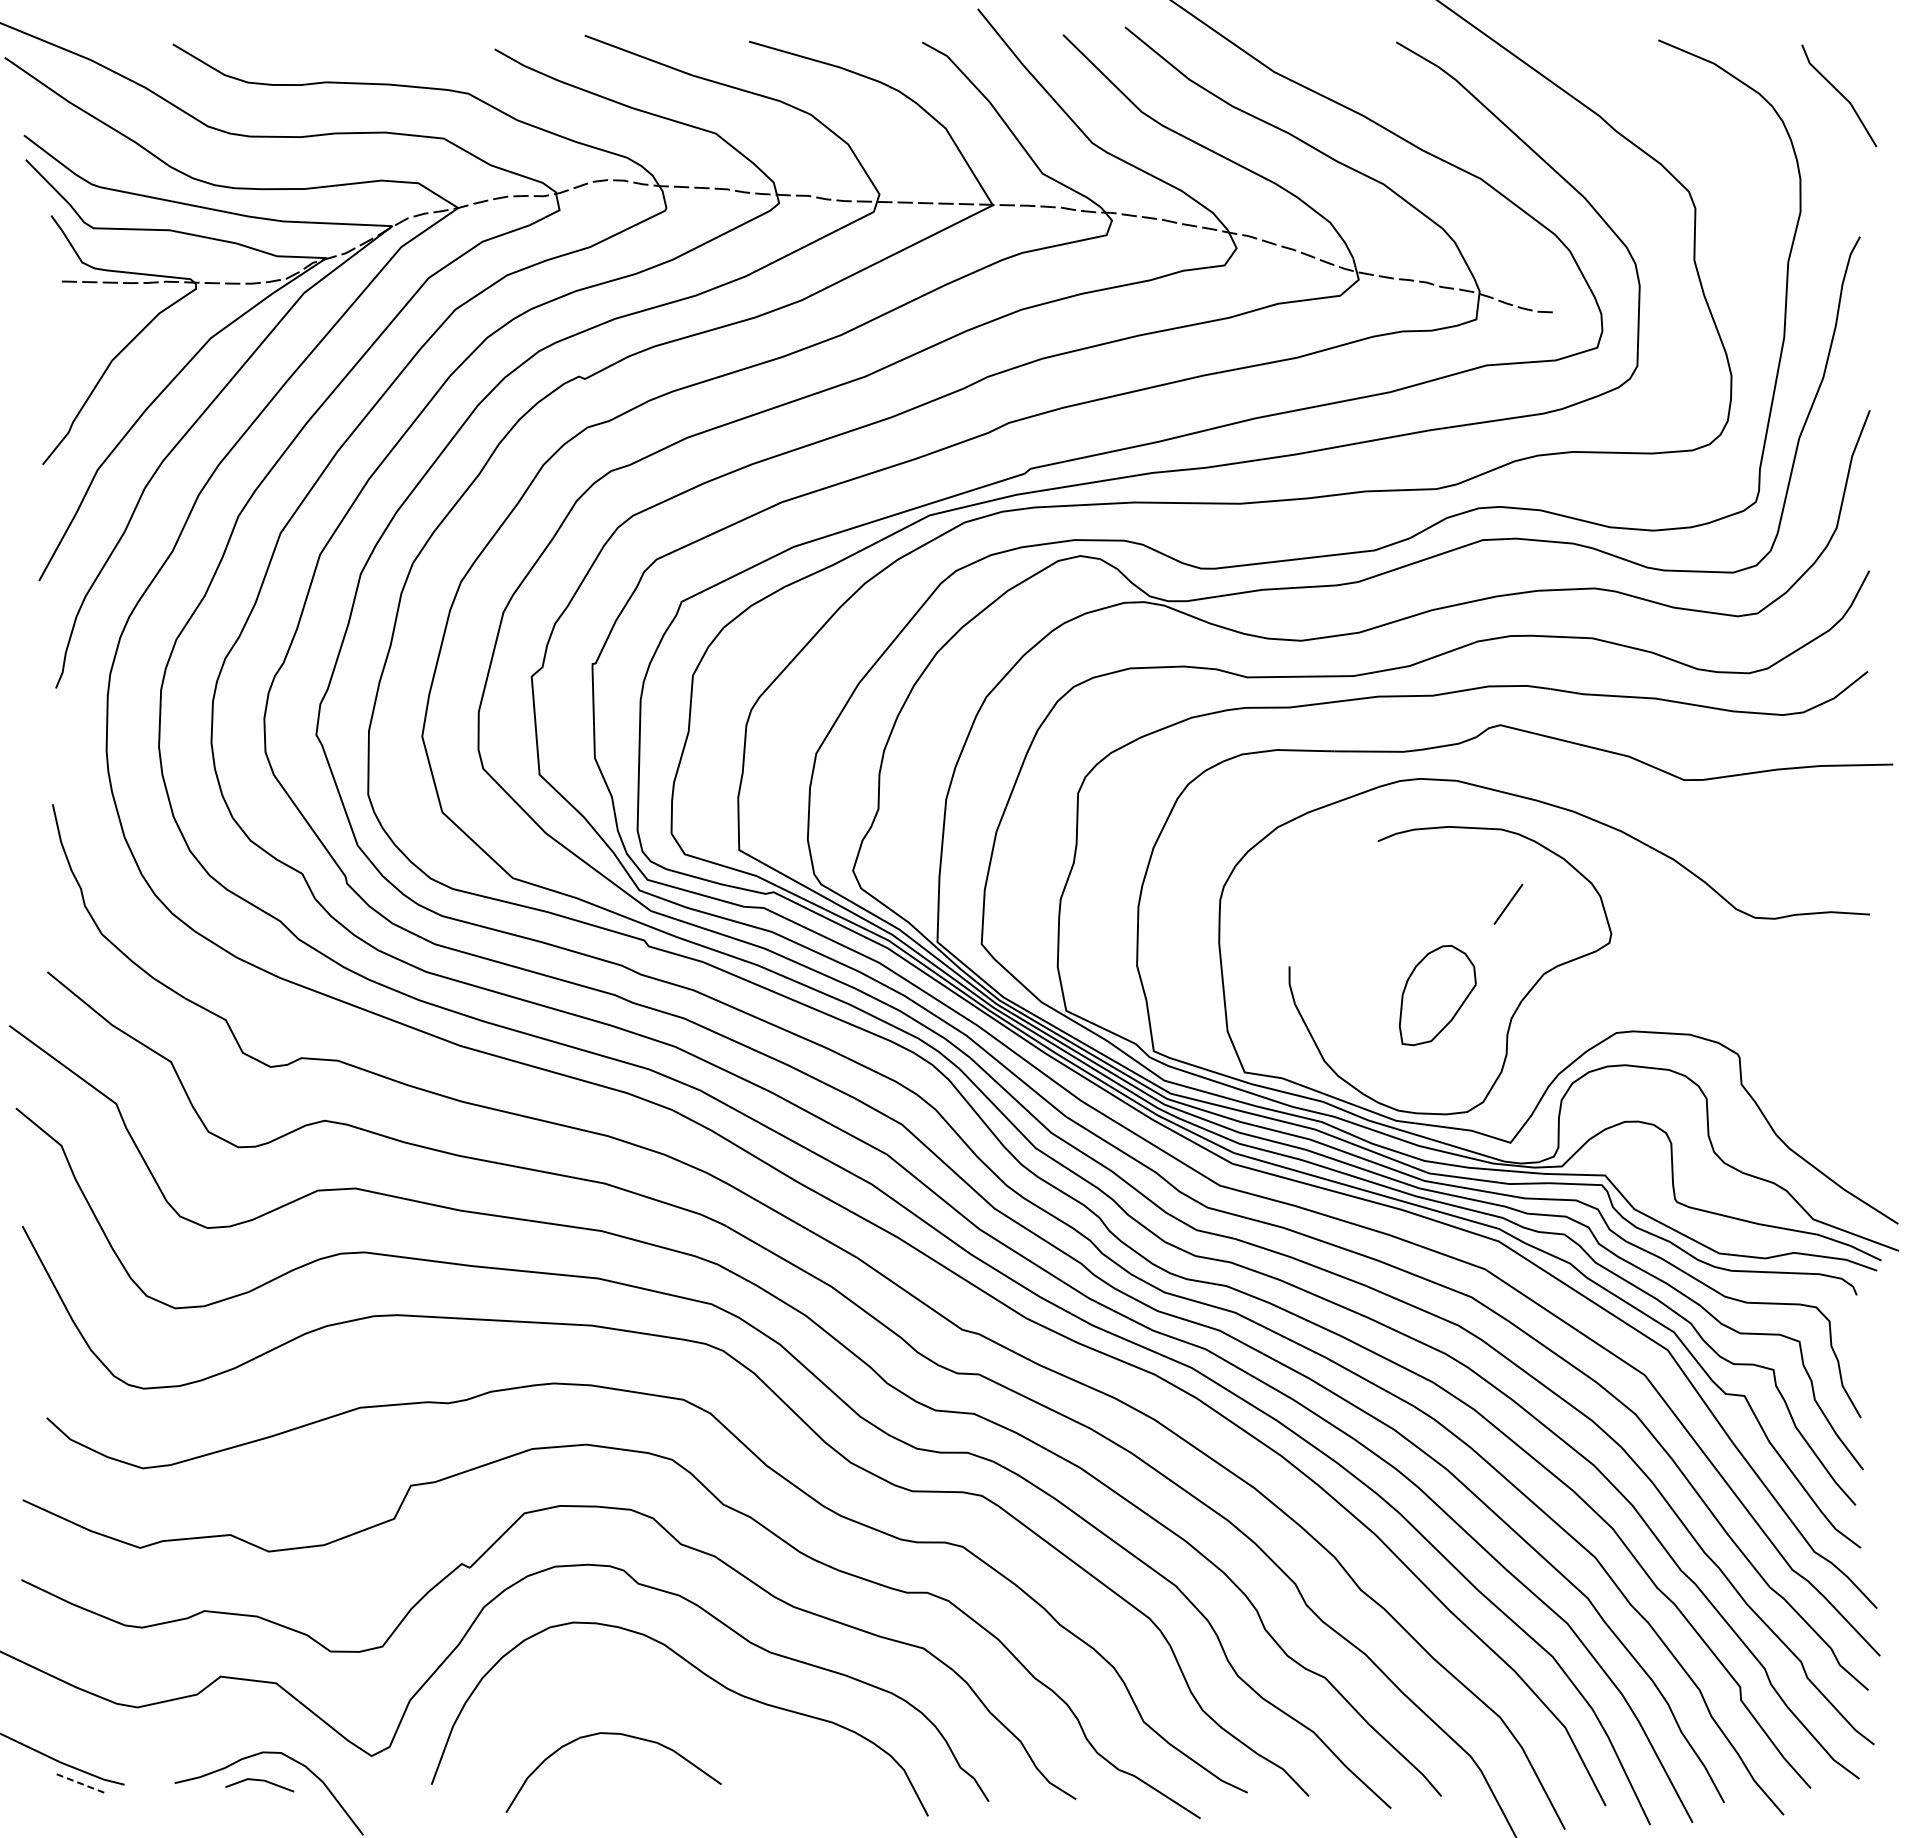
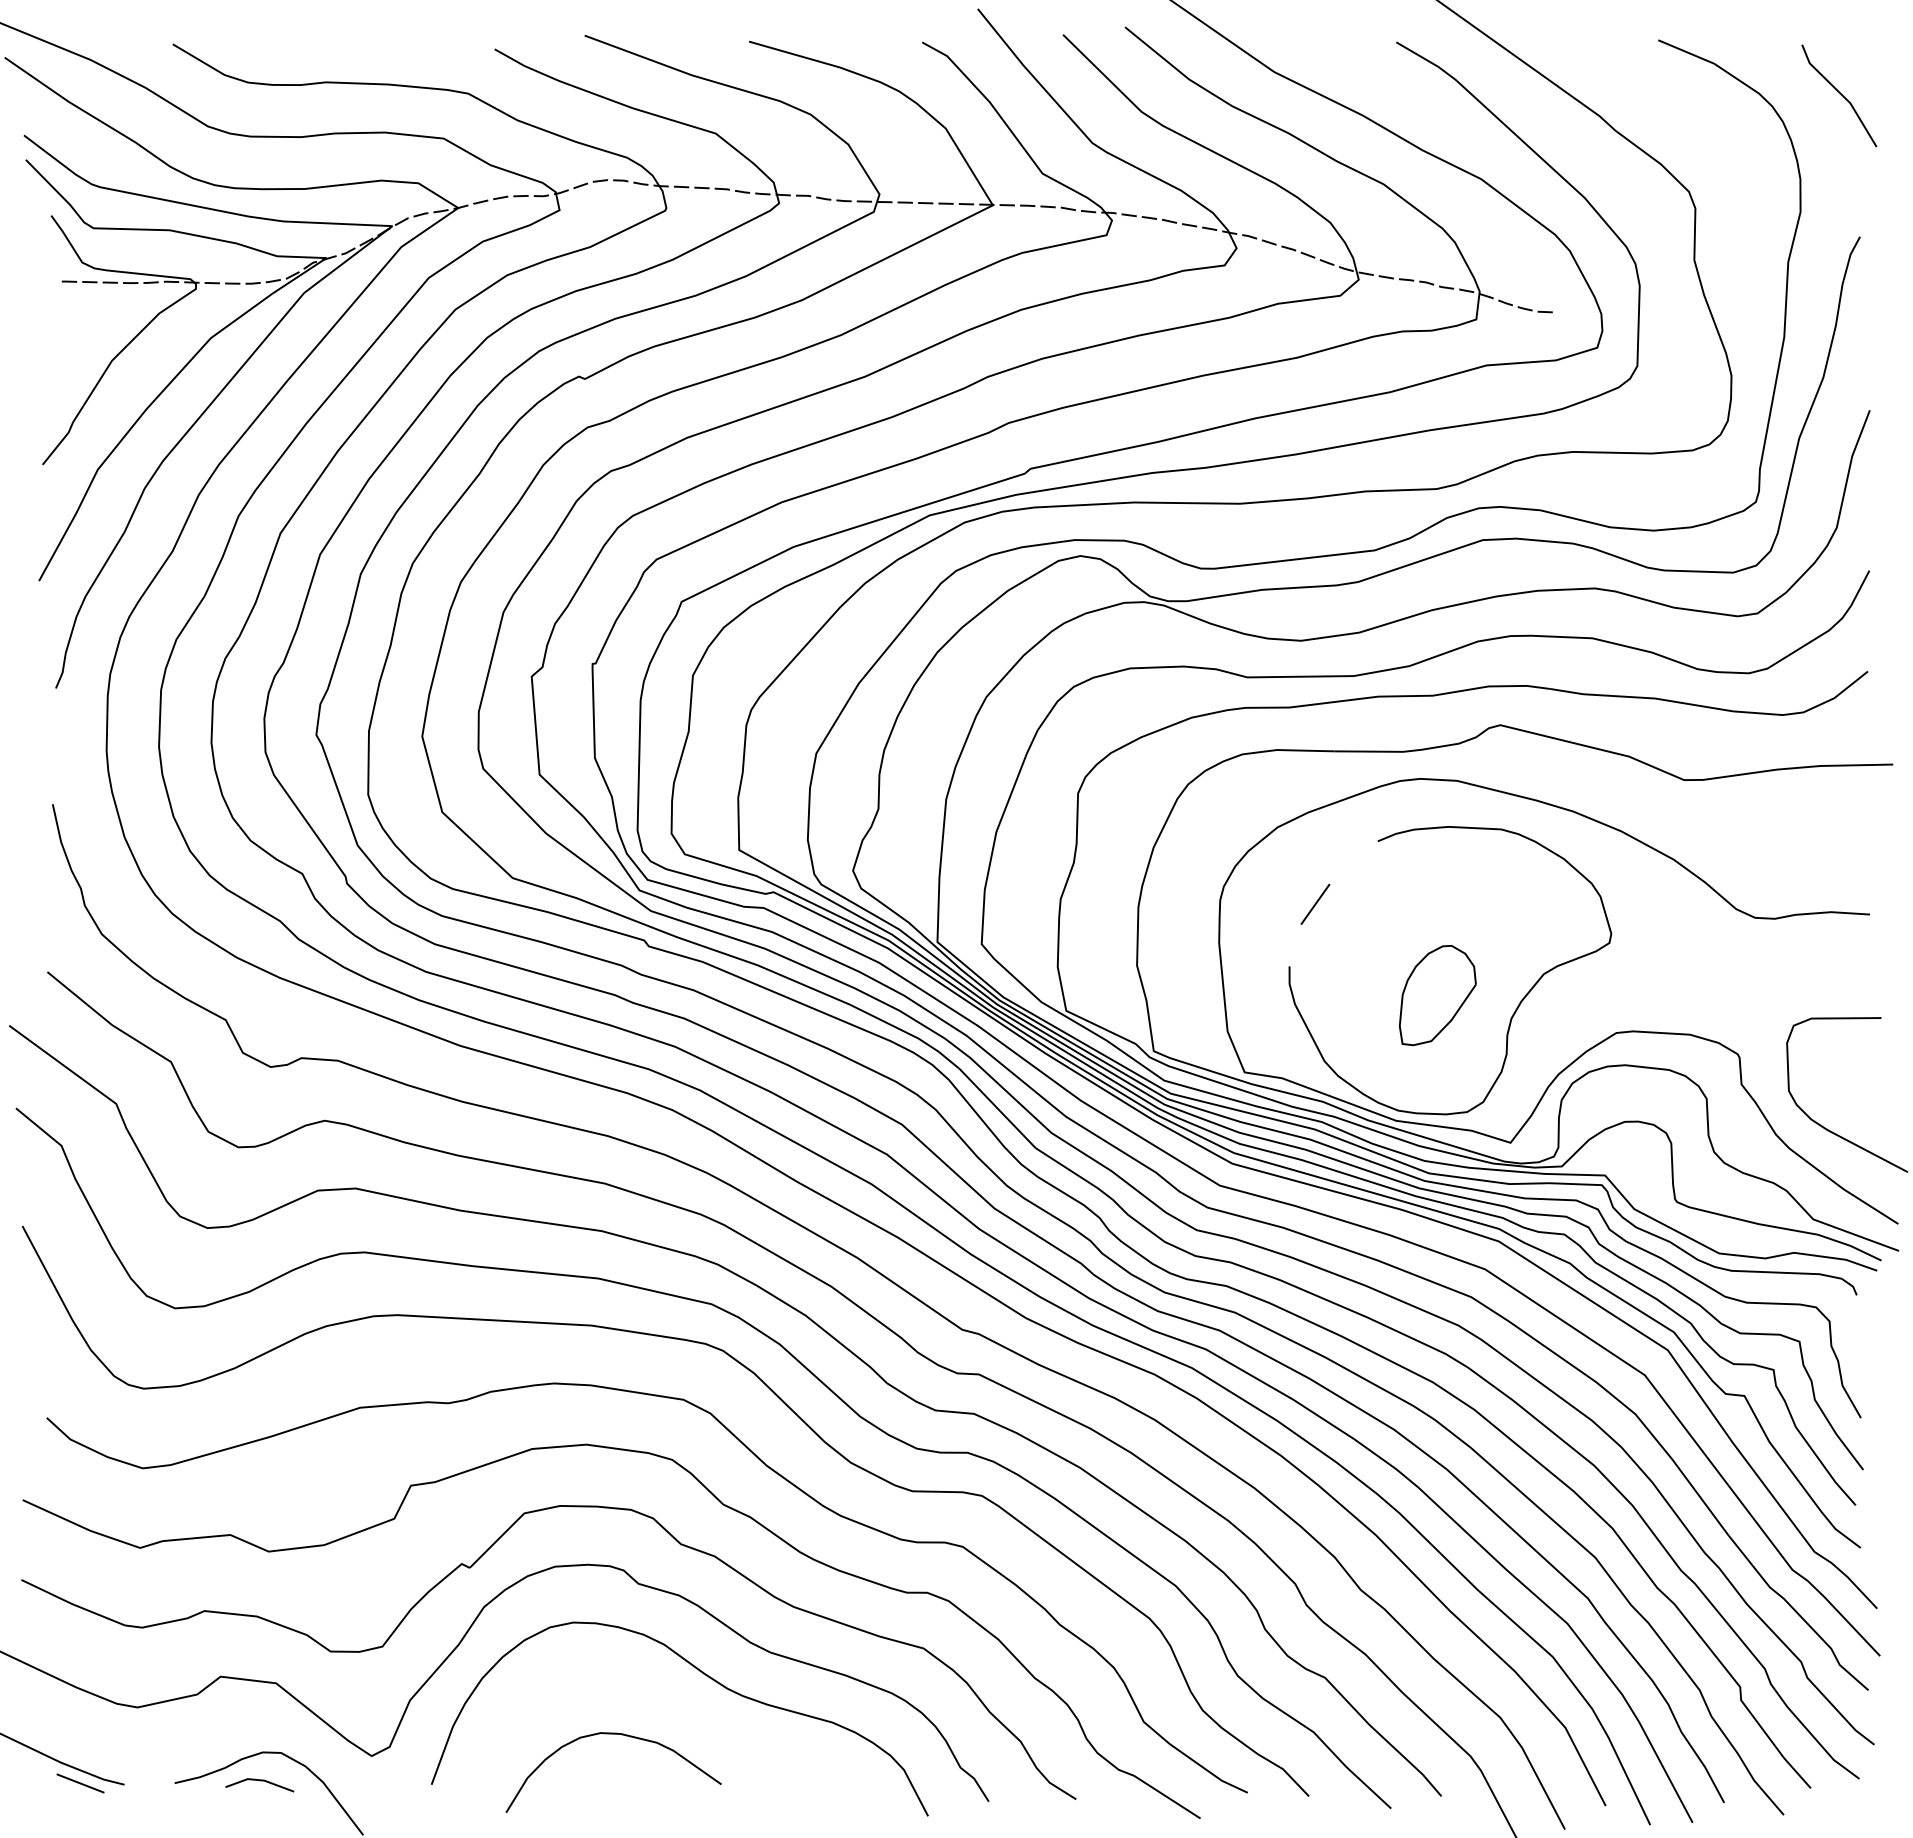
line position: (1508, 903) -> (1315, 903) (1315, 903)
curve: none -> present (1827, 1128)
line: dashed -> solid (80, 1783)
